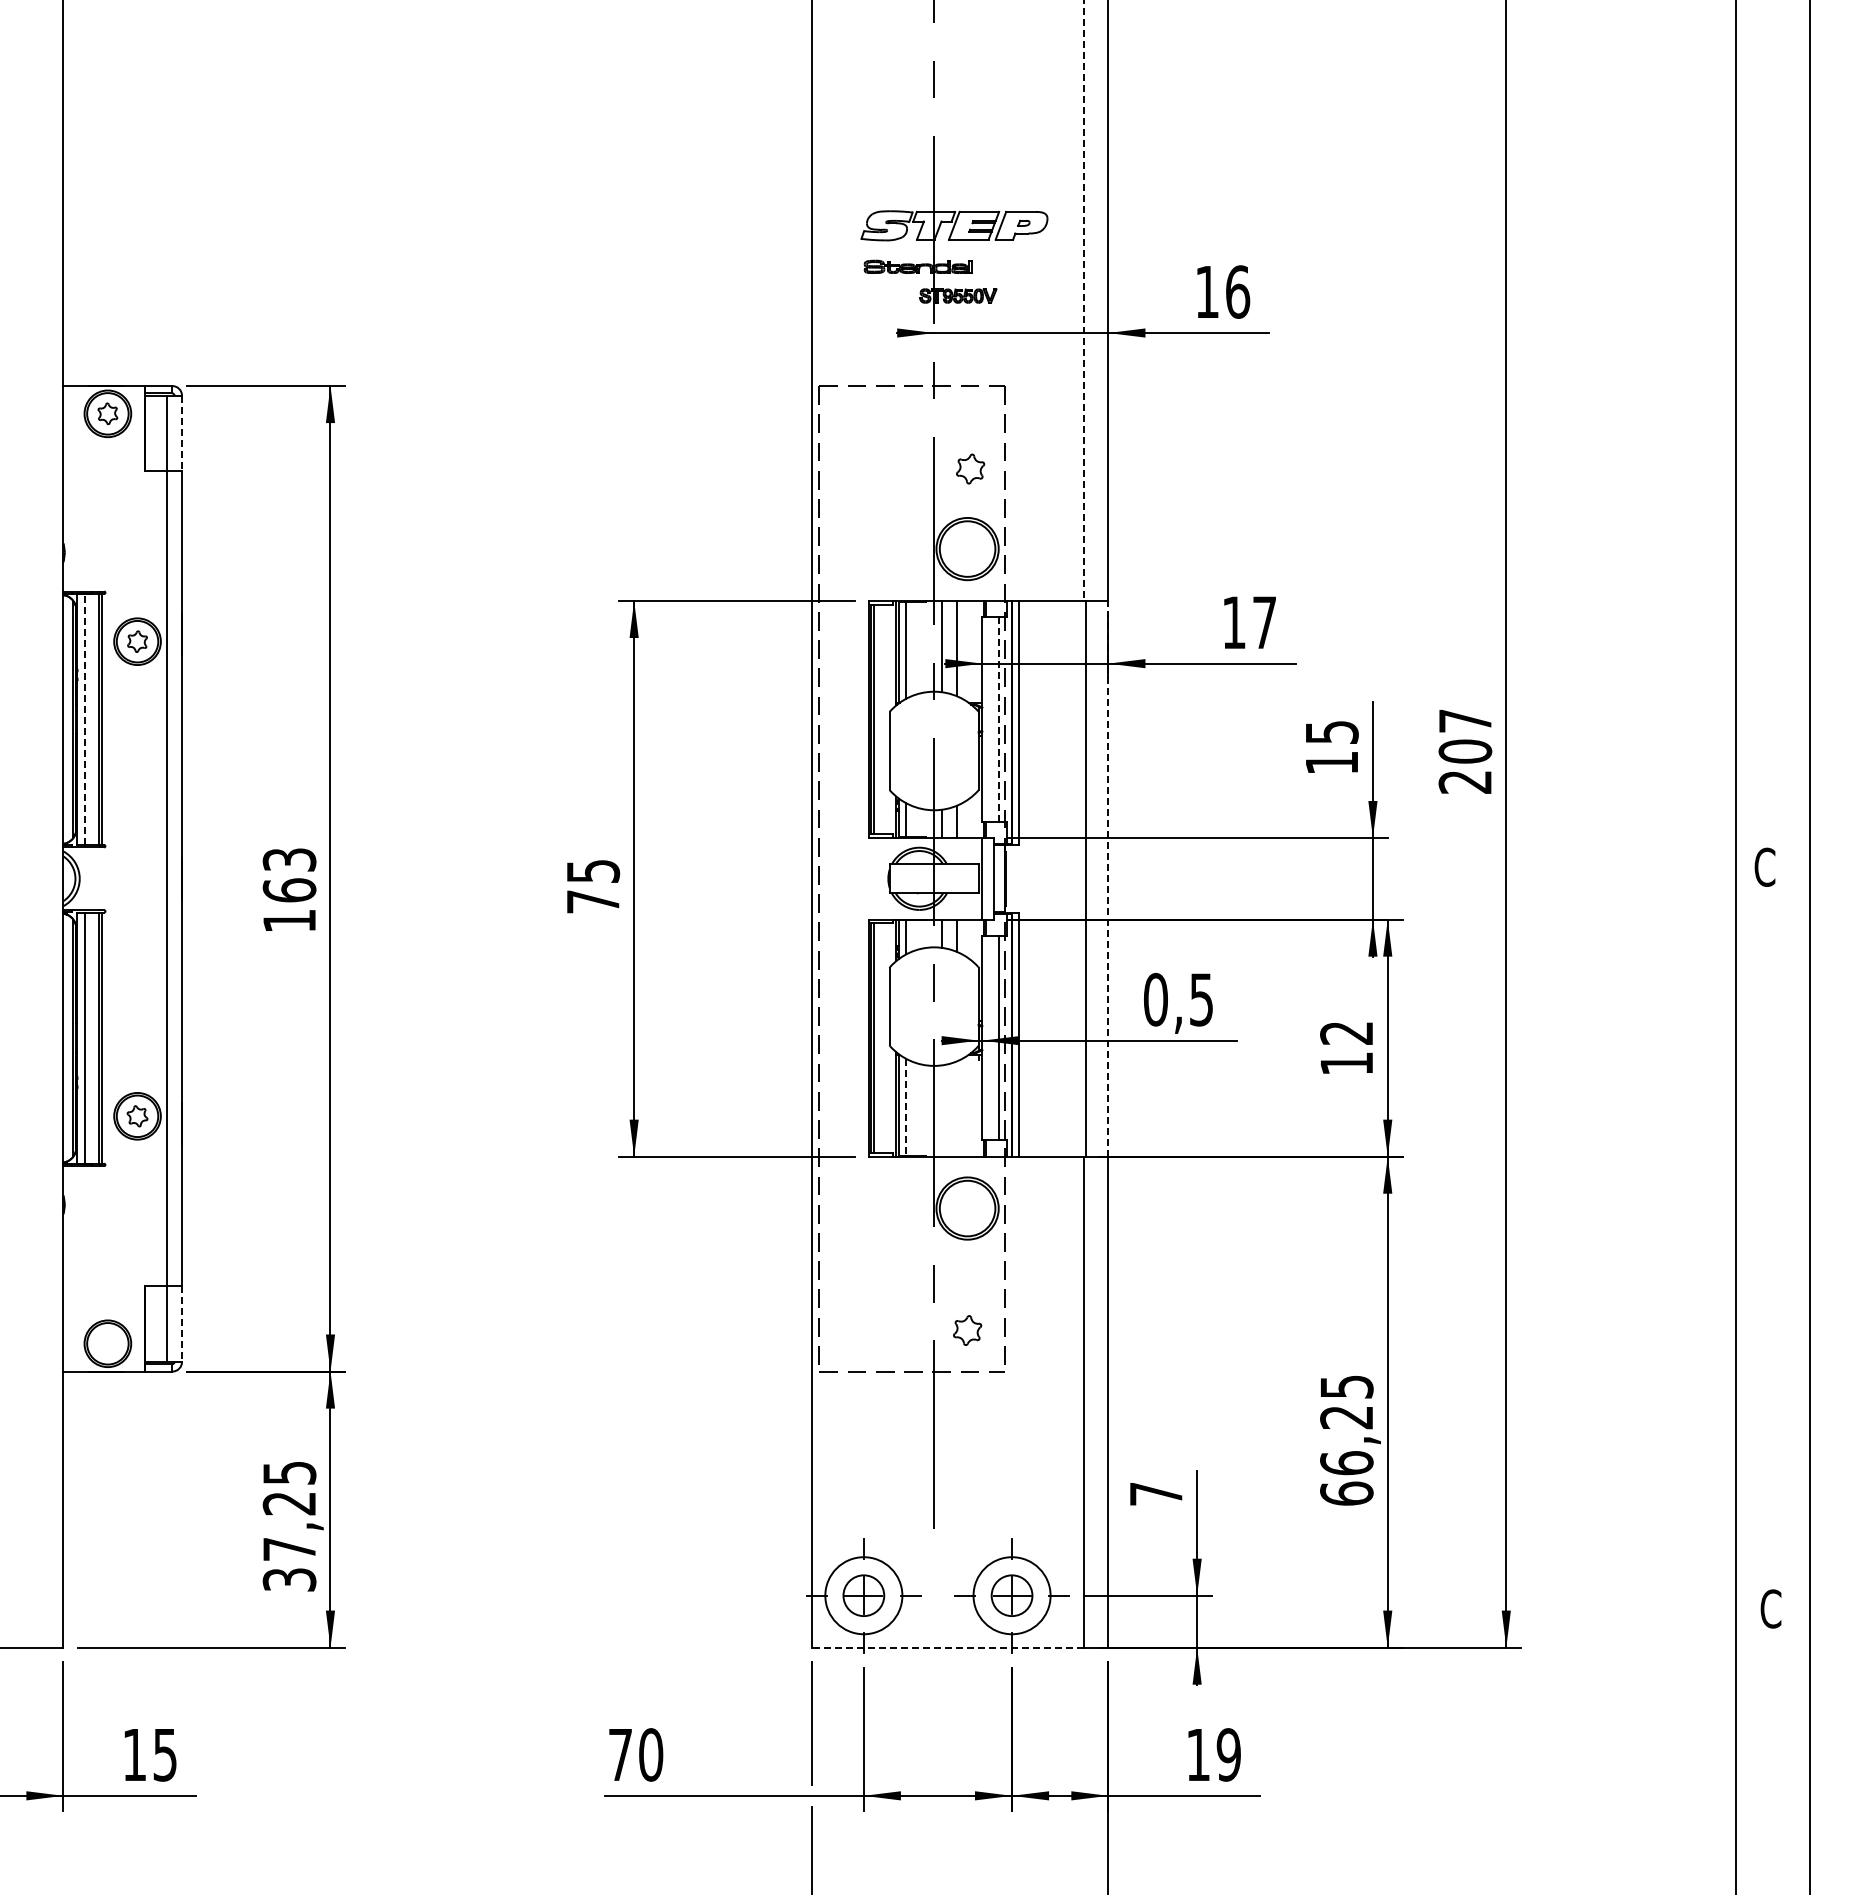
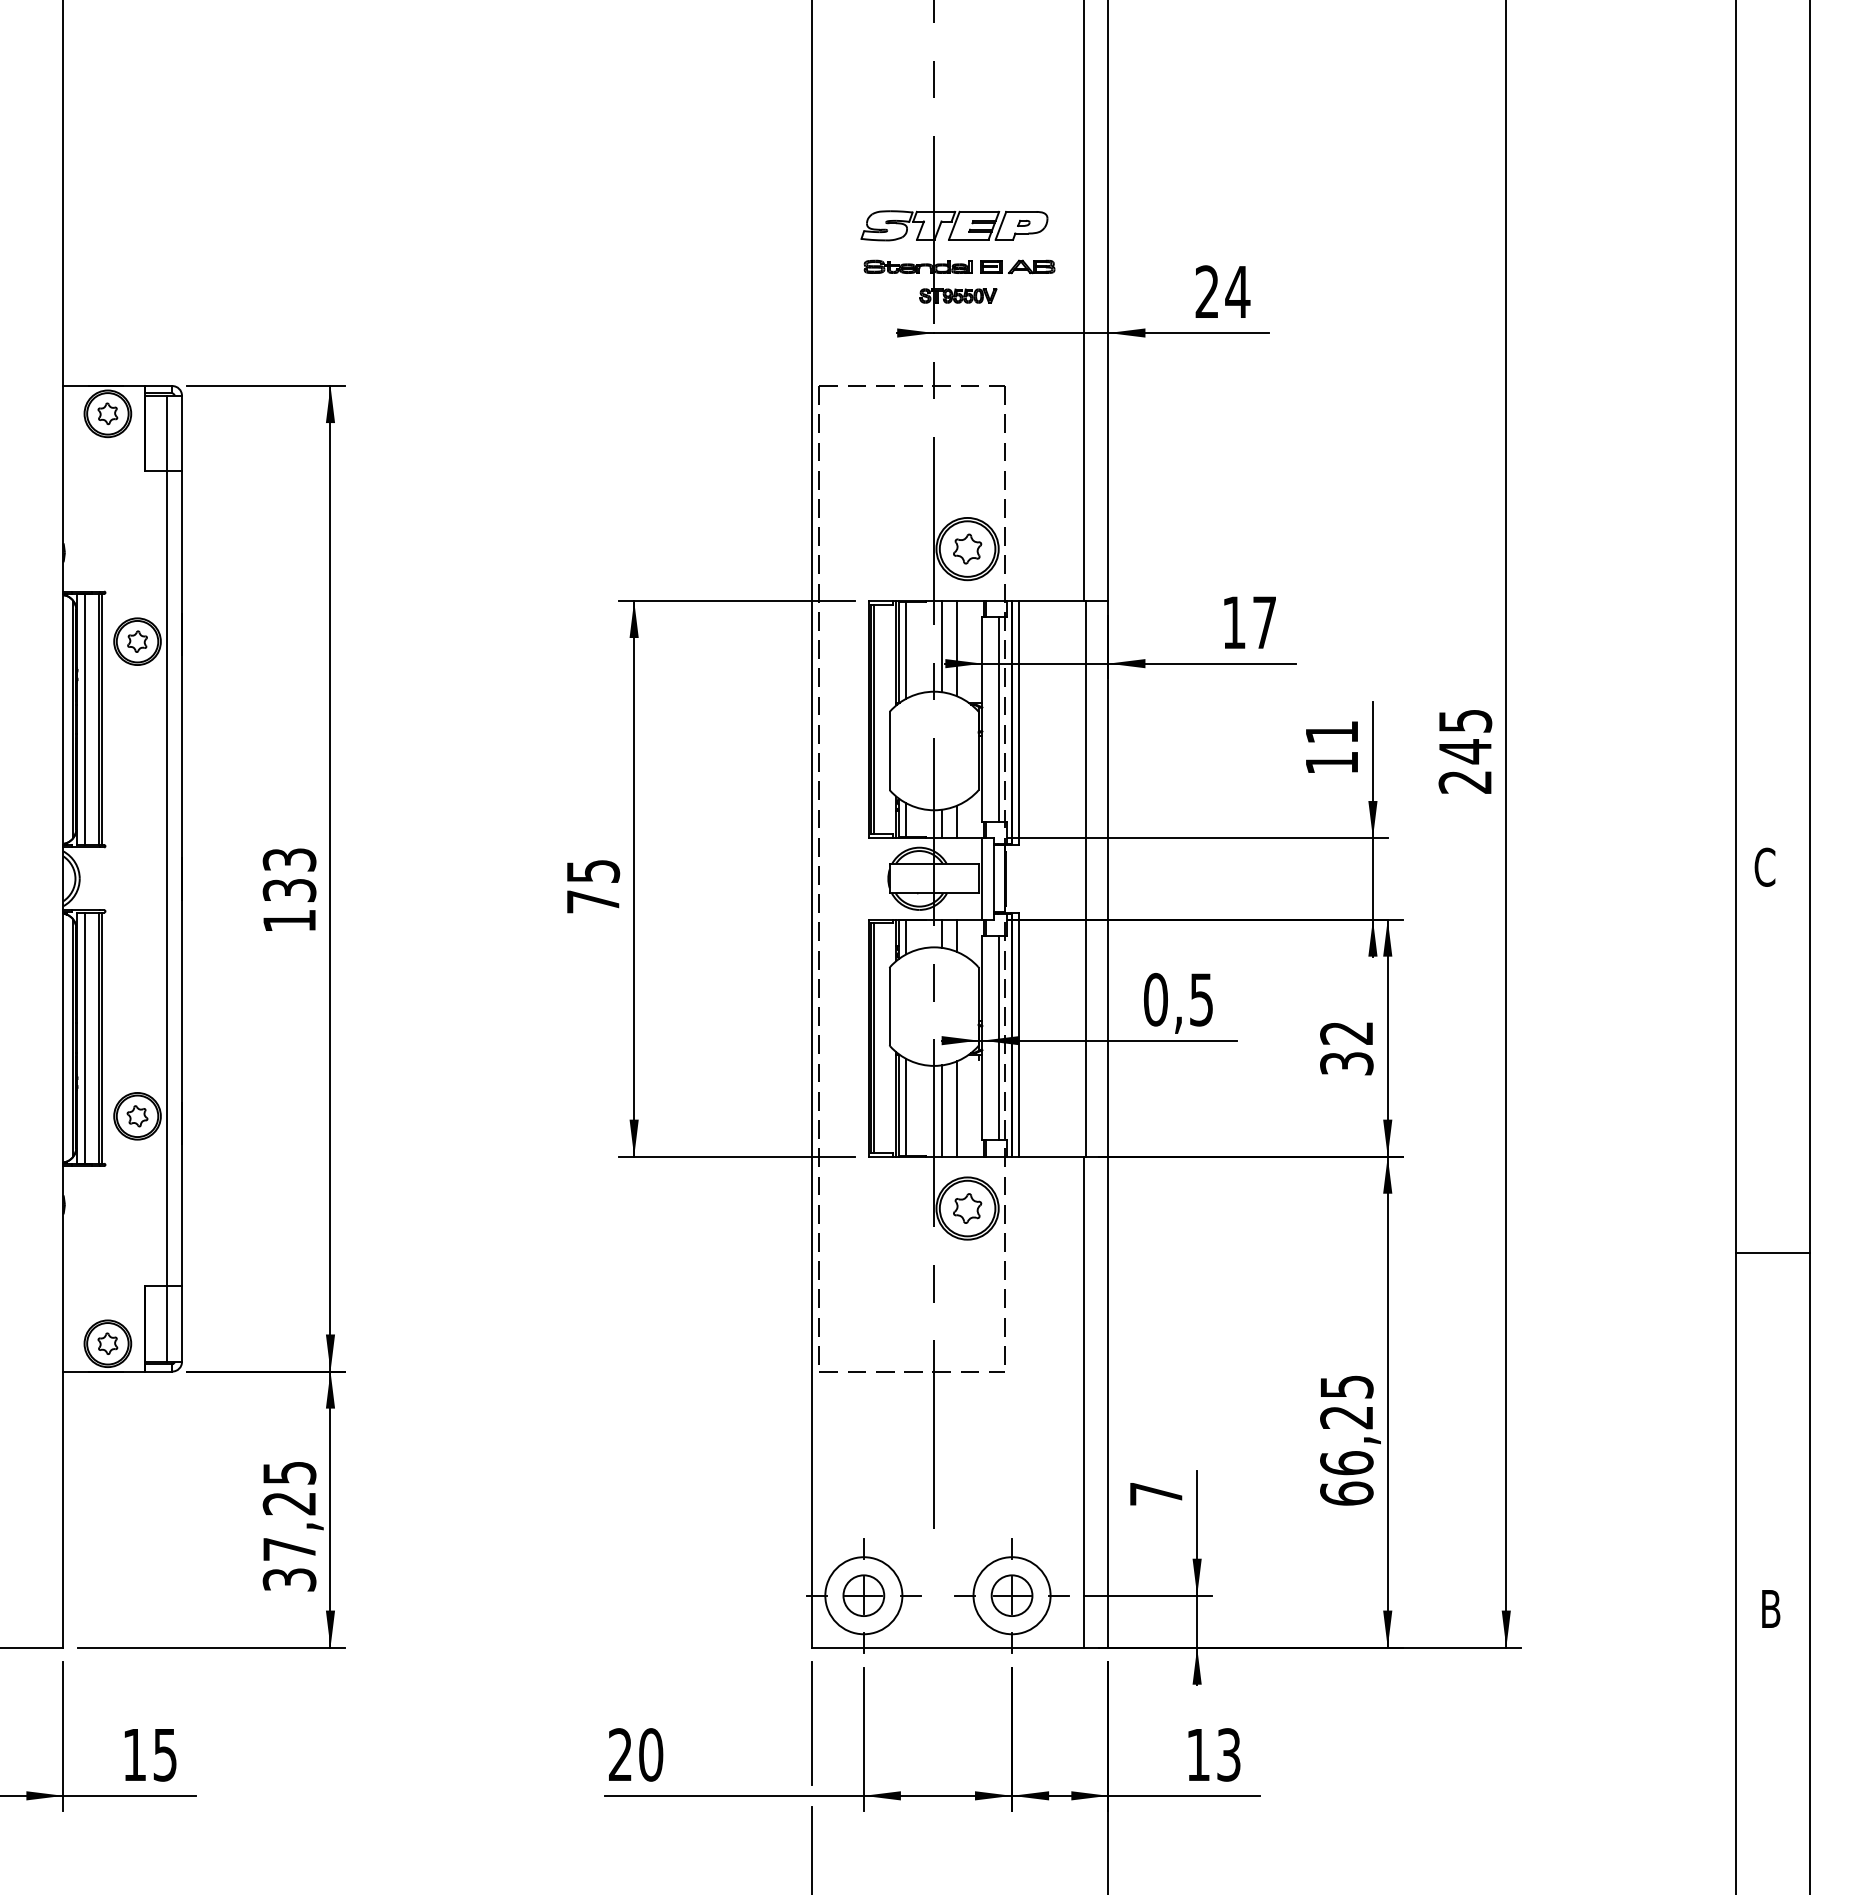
part: none -> present (1017, 266)
text: 16 -> 24 (1222, 291)
line: dashed -> solid (1083, 301)
line: dashed -> solid (182, 433)
part position: (970, 468) -> (967, 548) (967, 548)
line: dashed -> solid (85, 719)
line: dashed -> solid (999, 720)
text: 15 -> 11 (1332, 732)
text: 207 -> 245 (1465, 736)
line: dashed -> solid (1108, 878)
text: 163 -> 133 (289, 890)
text: 12 -> 32 (1346, 1063)
line: dashed -> solid (906, 1107)
line: none -> present (957, 1108)
line: none -> present (942, 1110)
line: none -> present (1772, 1252)
line: dashed -> solid (182, 1324)
part position: (967, 1330) -> (967, 1208) (967, 1208)
part: none -> present (107, 1343)
text: C -> B (1770, 1608)
line: dashed -> solid (947, 1647)
text: 70 -> 20 (620, 1754)
text: 19 -> 13 (1228, 1754)
